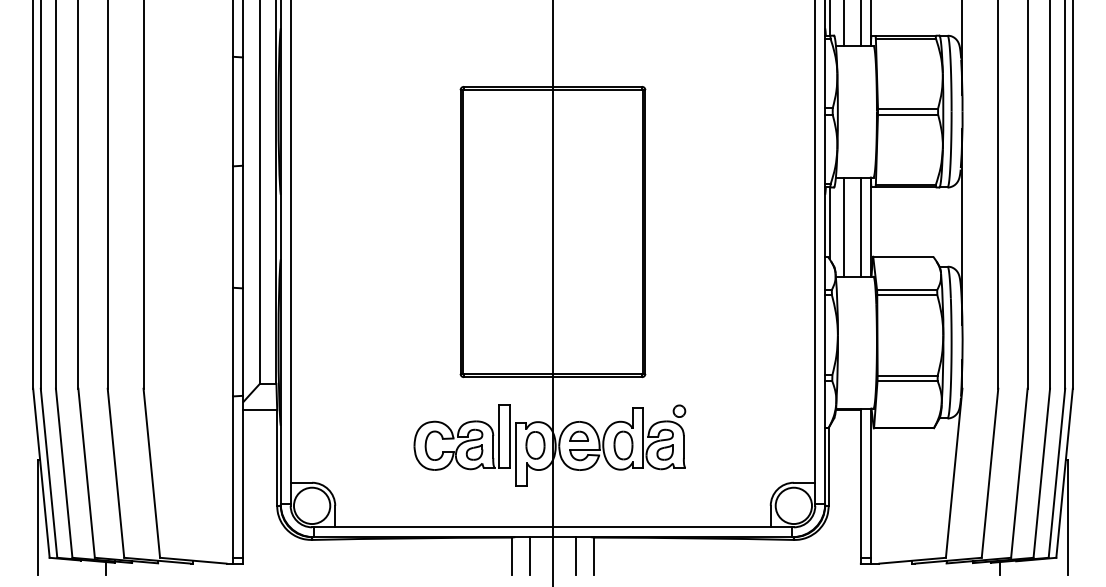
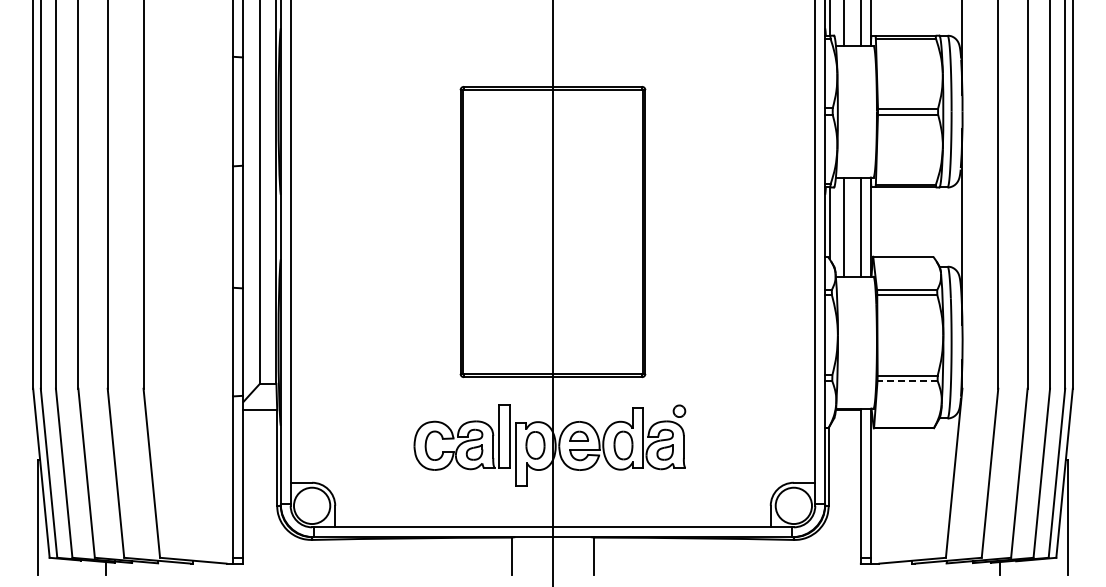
line: solid -> dashed (907, 380)
line: present -> none (529, 556)
line: present -> none (576, 556)
